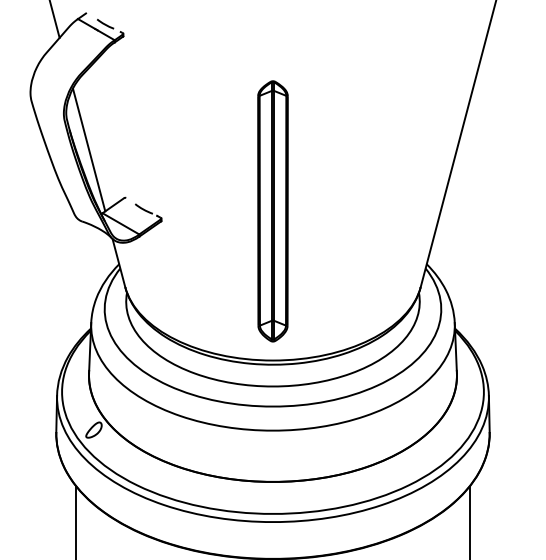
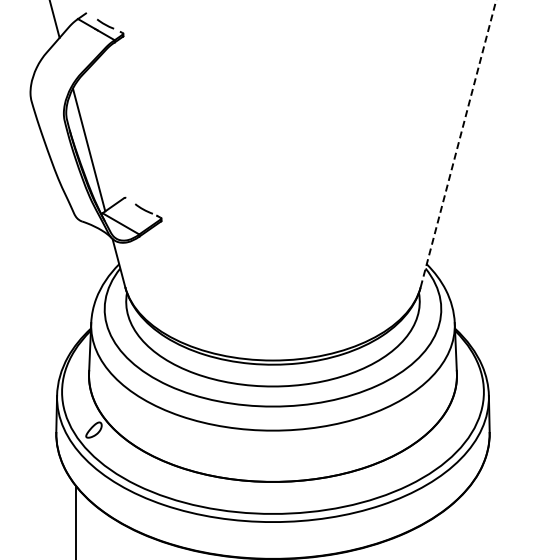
line: solid -> dashed (458, 143)
part: present -> none (272, 211)
line: present -> none (469, 521)
